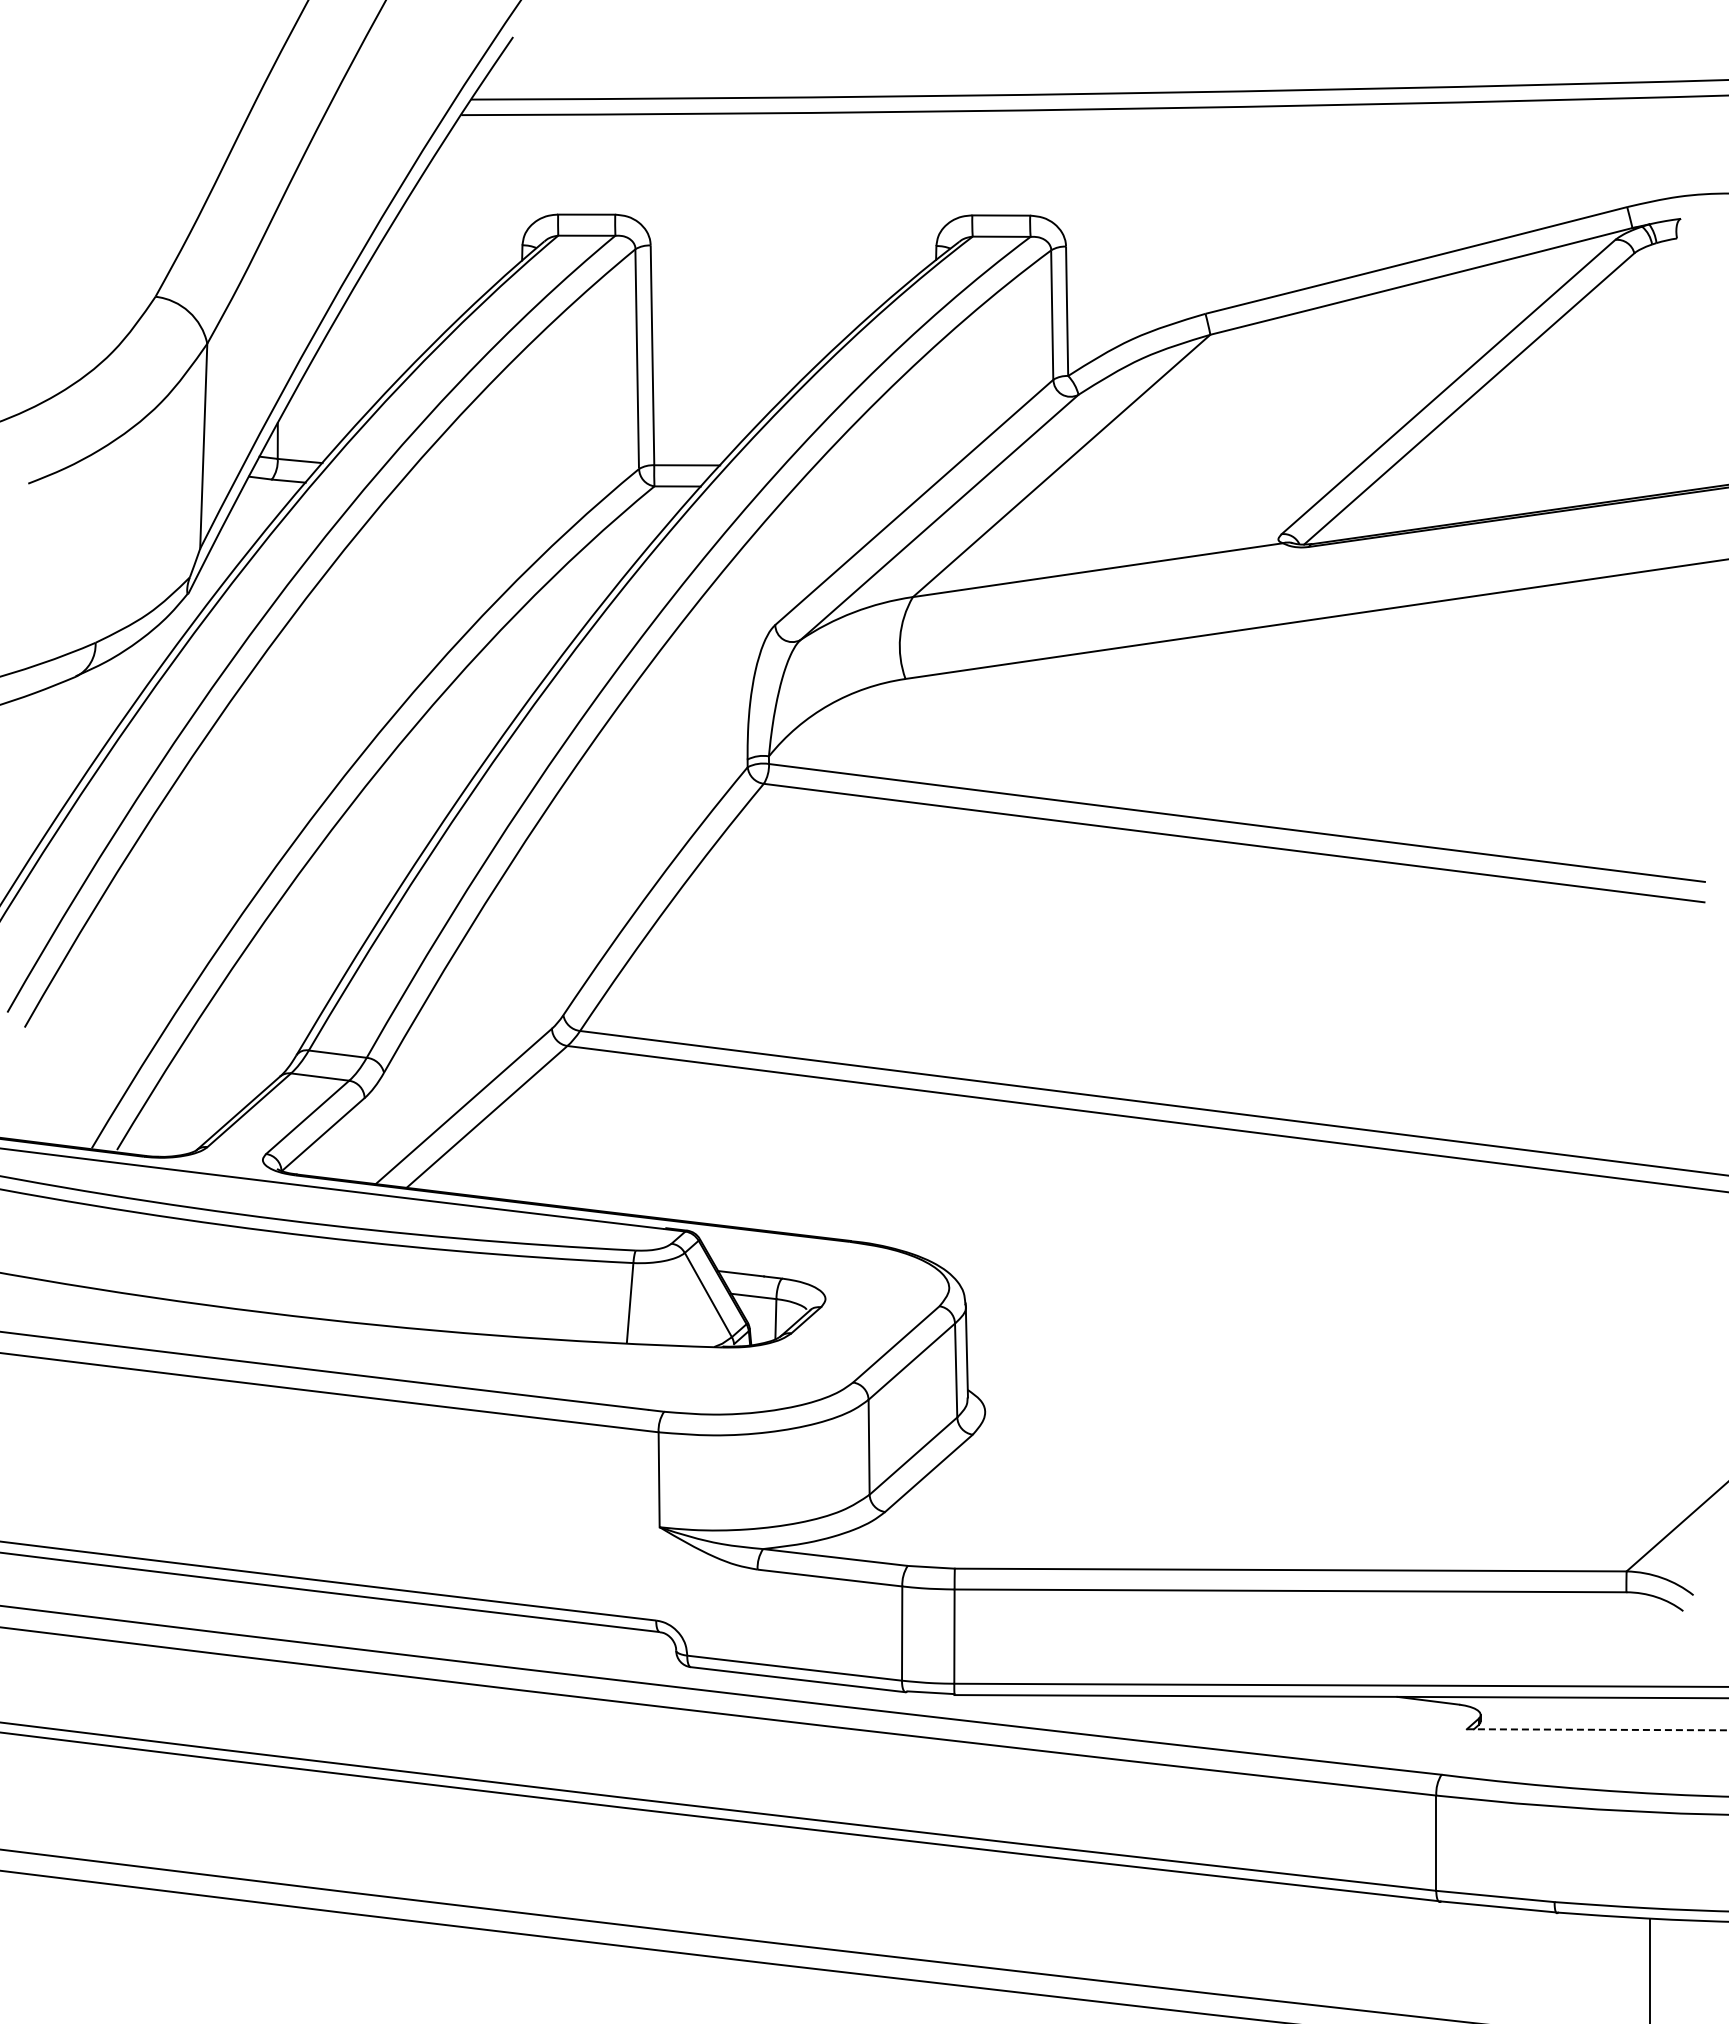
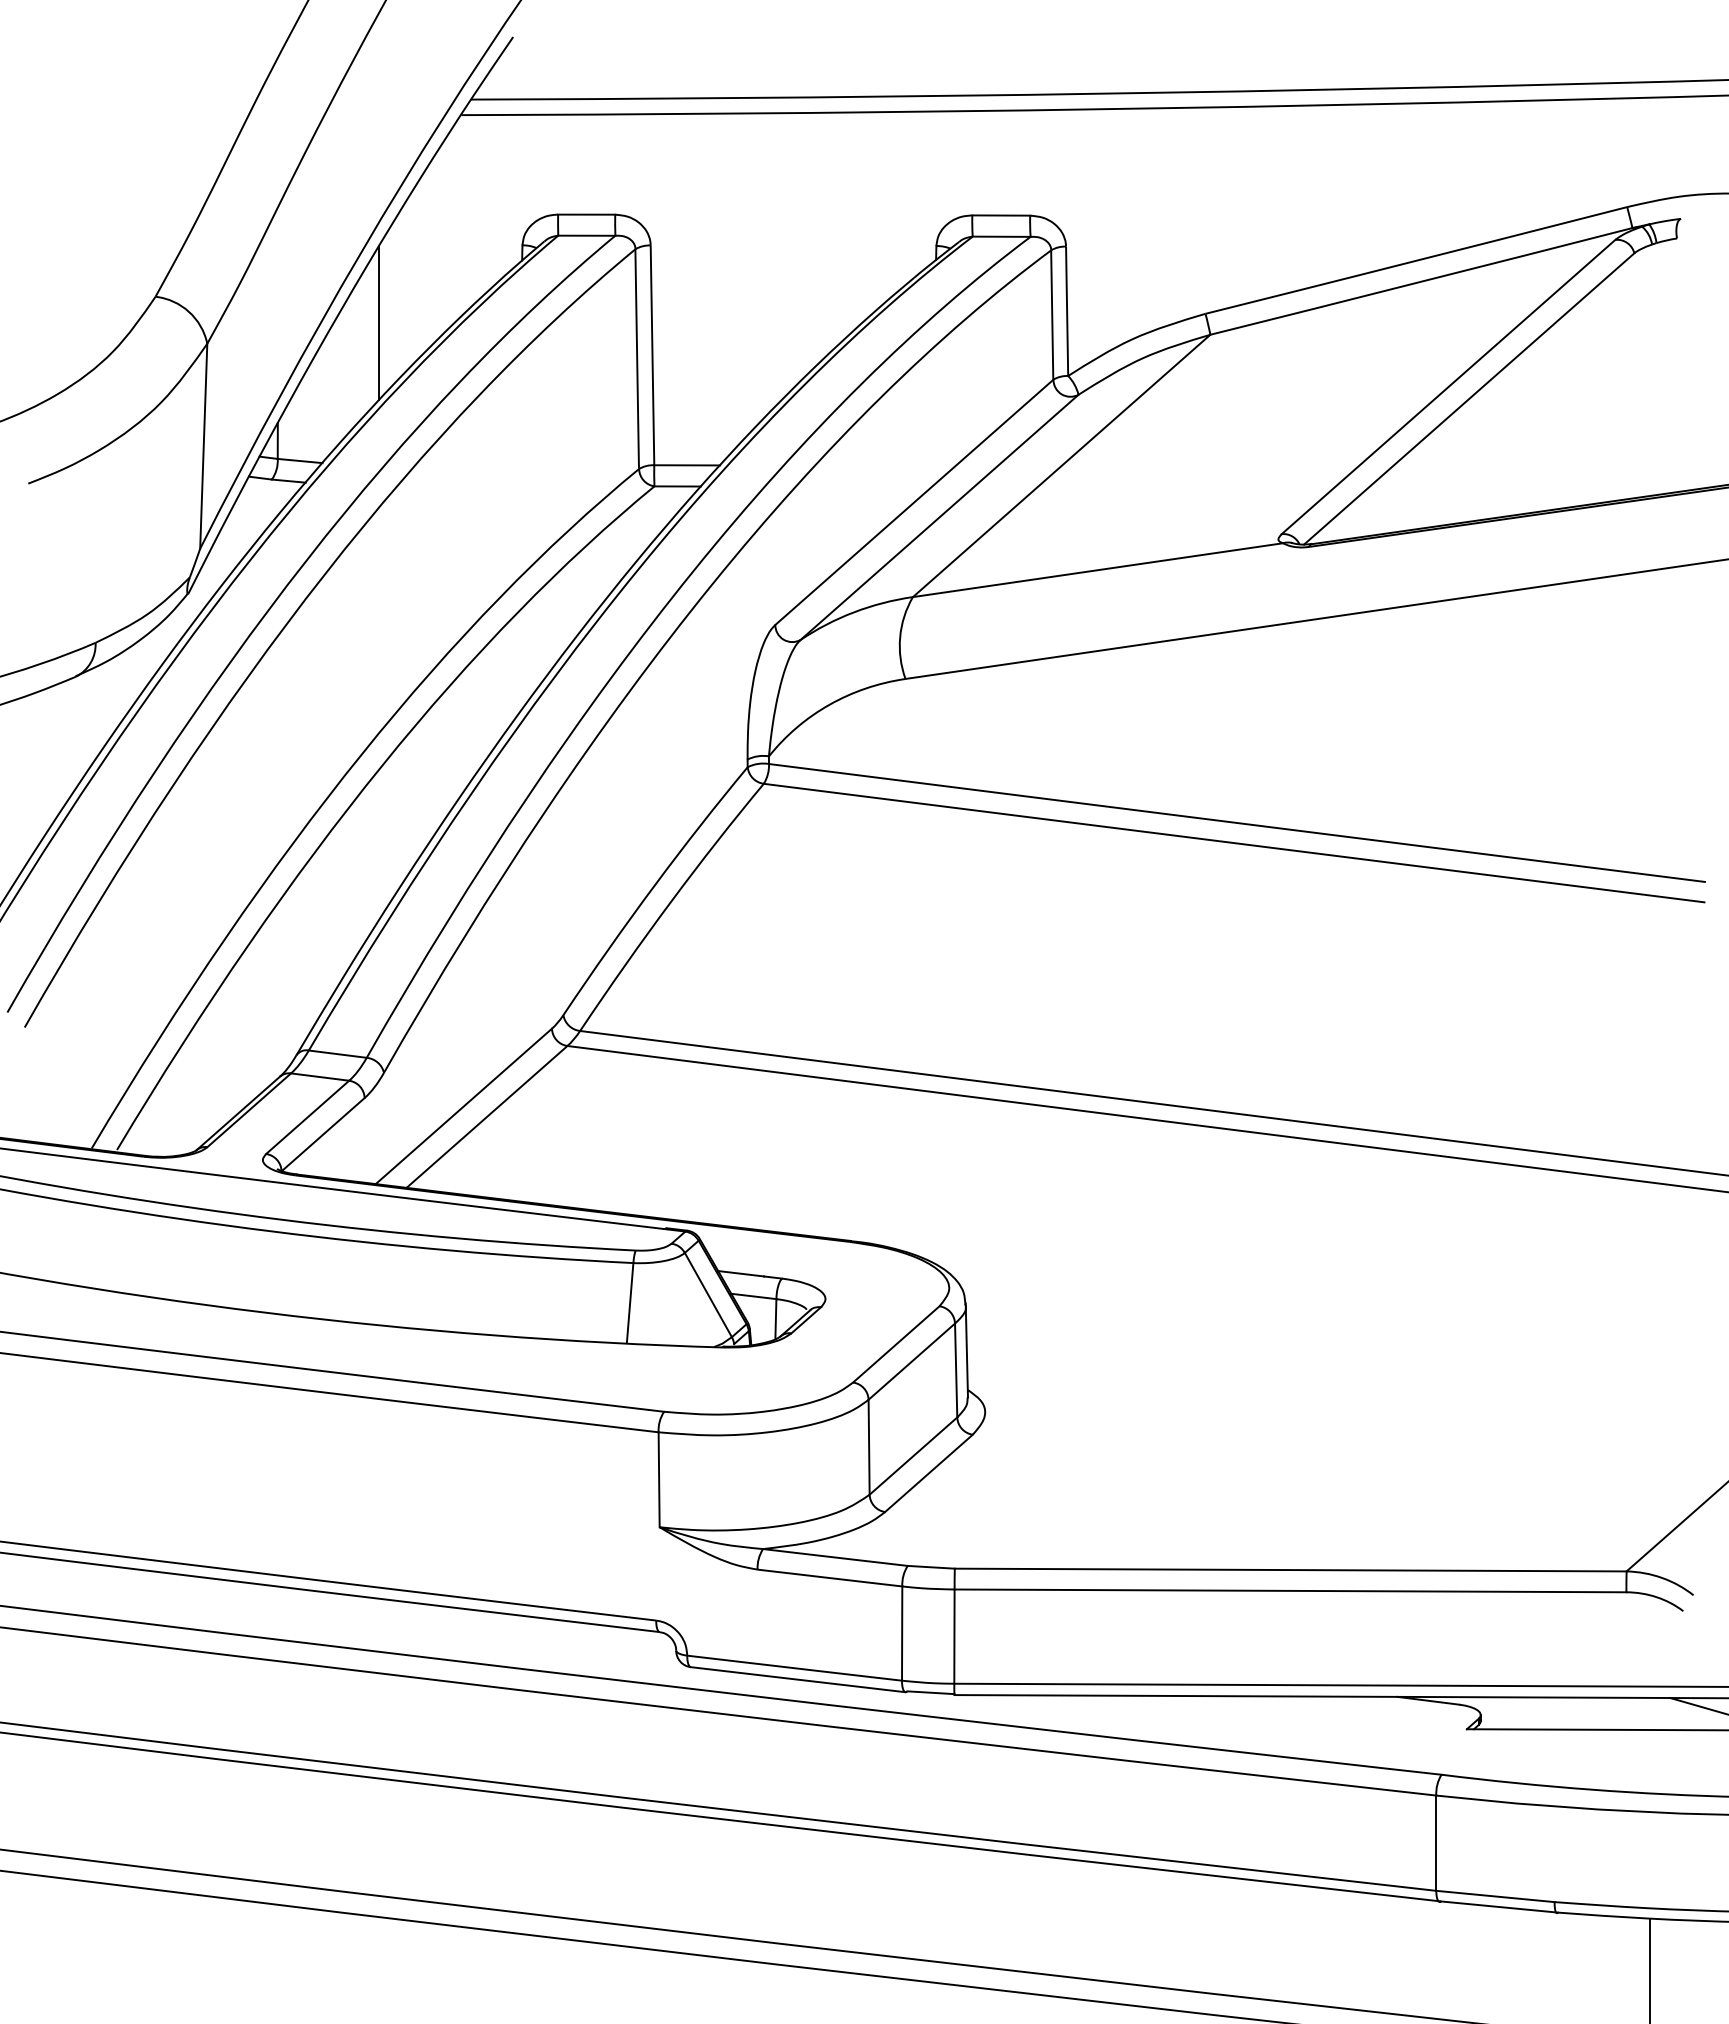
line: none -> present (379, 322)
line: none -> present (1697, 1705)
line: dashed -> solid (1597, 1729)
